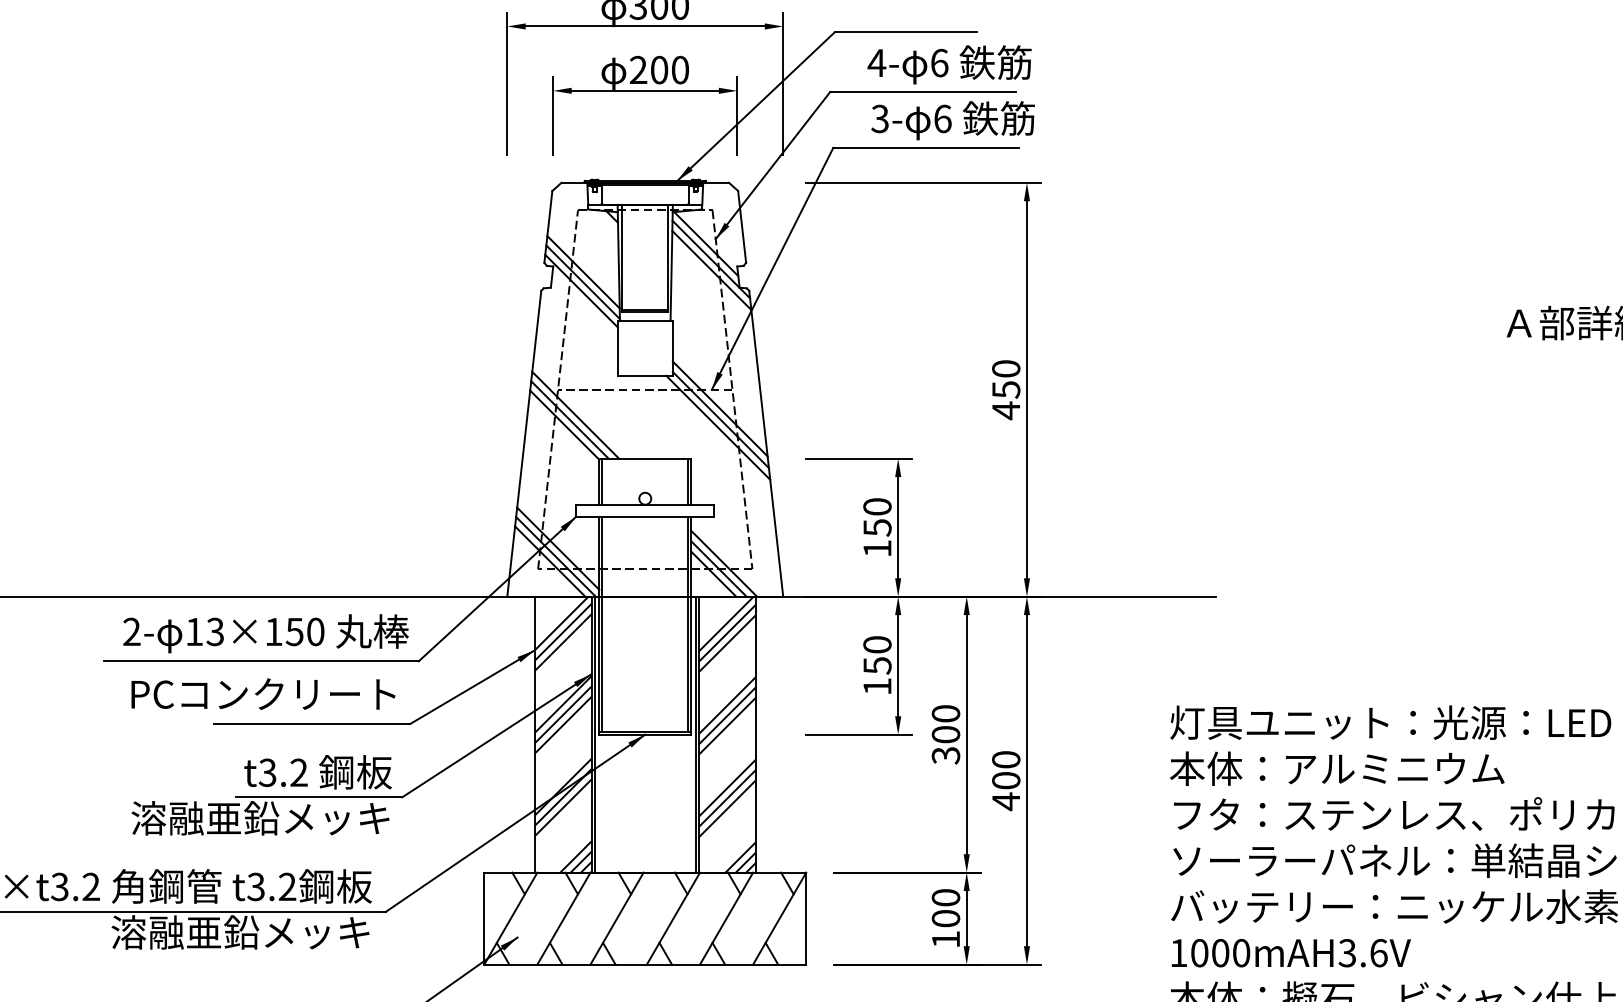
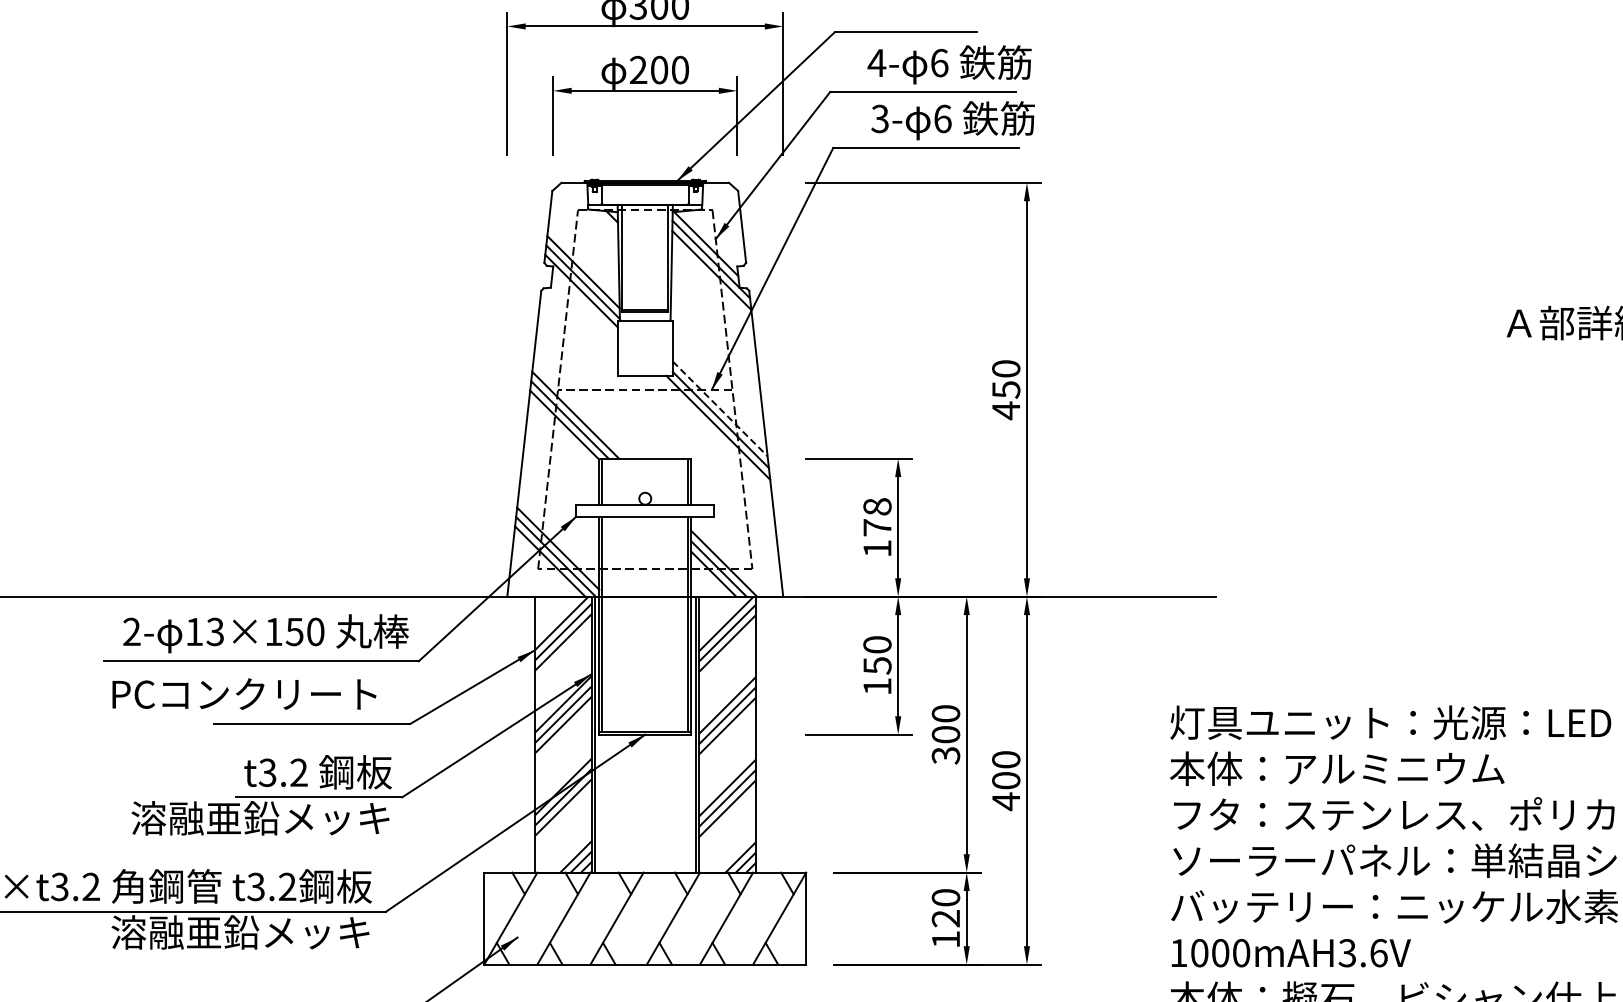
line: solid -> dashed (720, 409)
text: 150 -> 178 (877, 517)
text position: (263, 693) -> (244, 693) (244, 693)
text: 100 -> 120 (945, 918)
